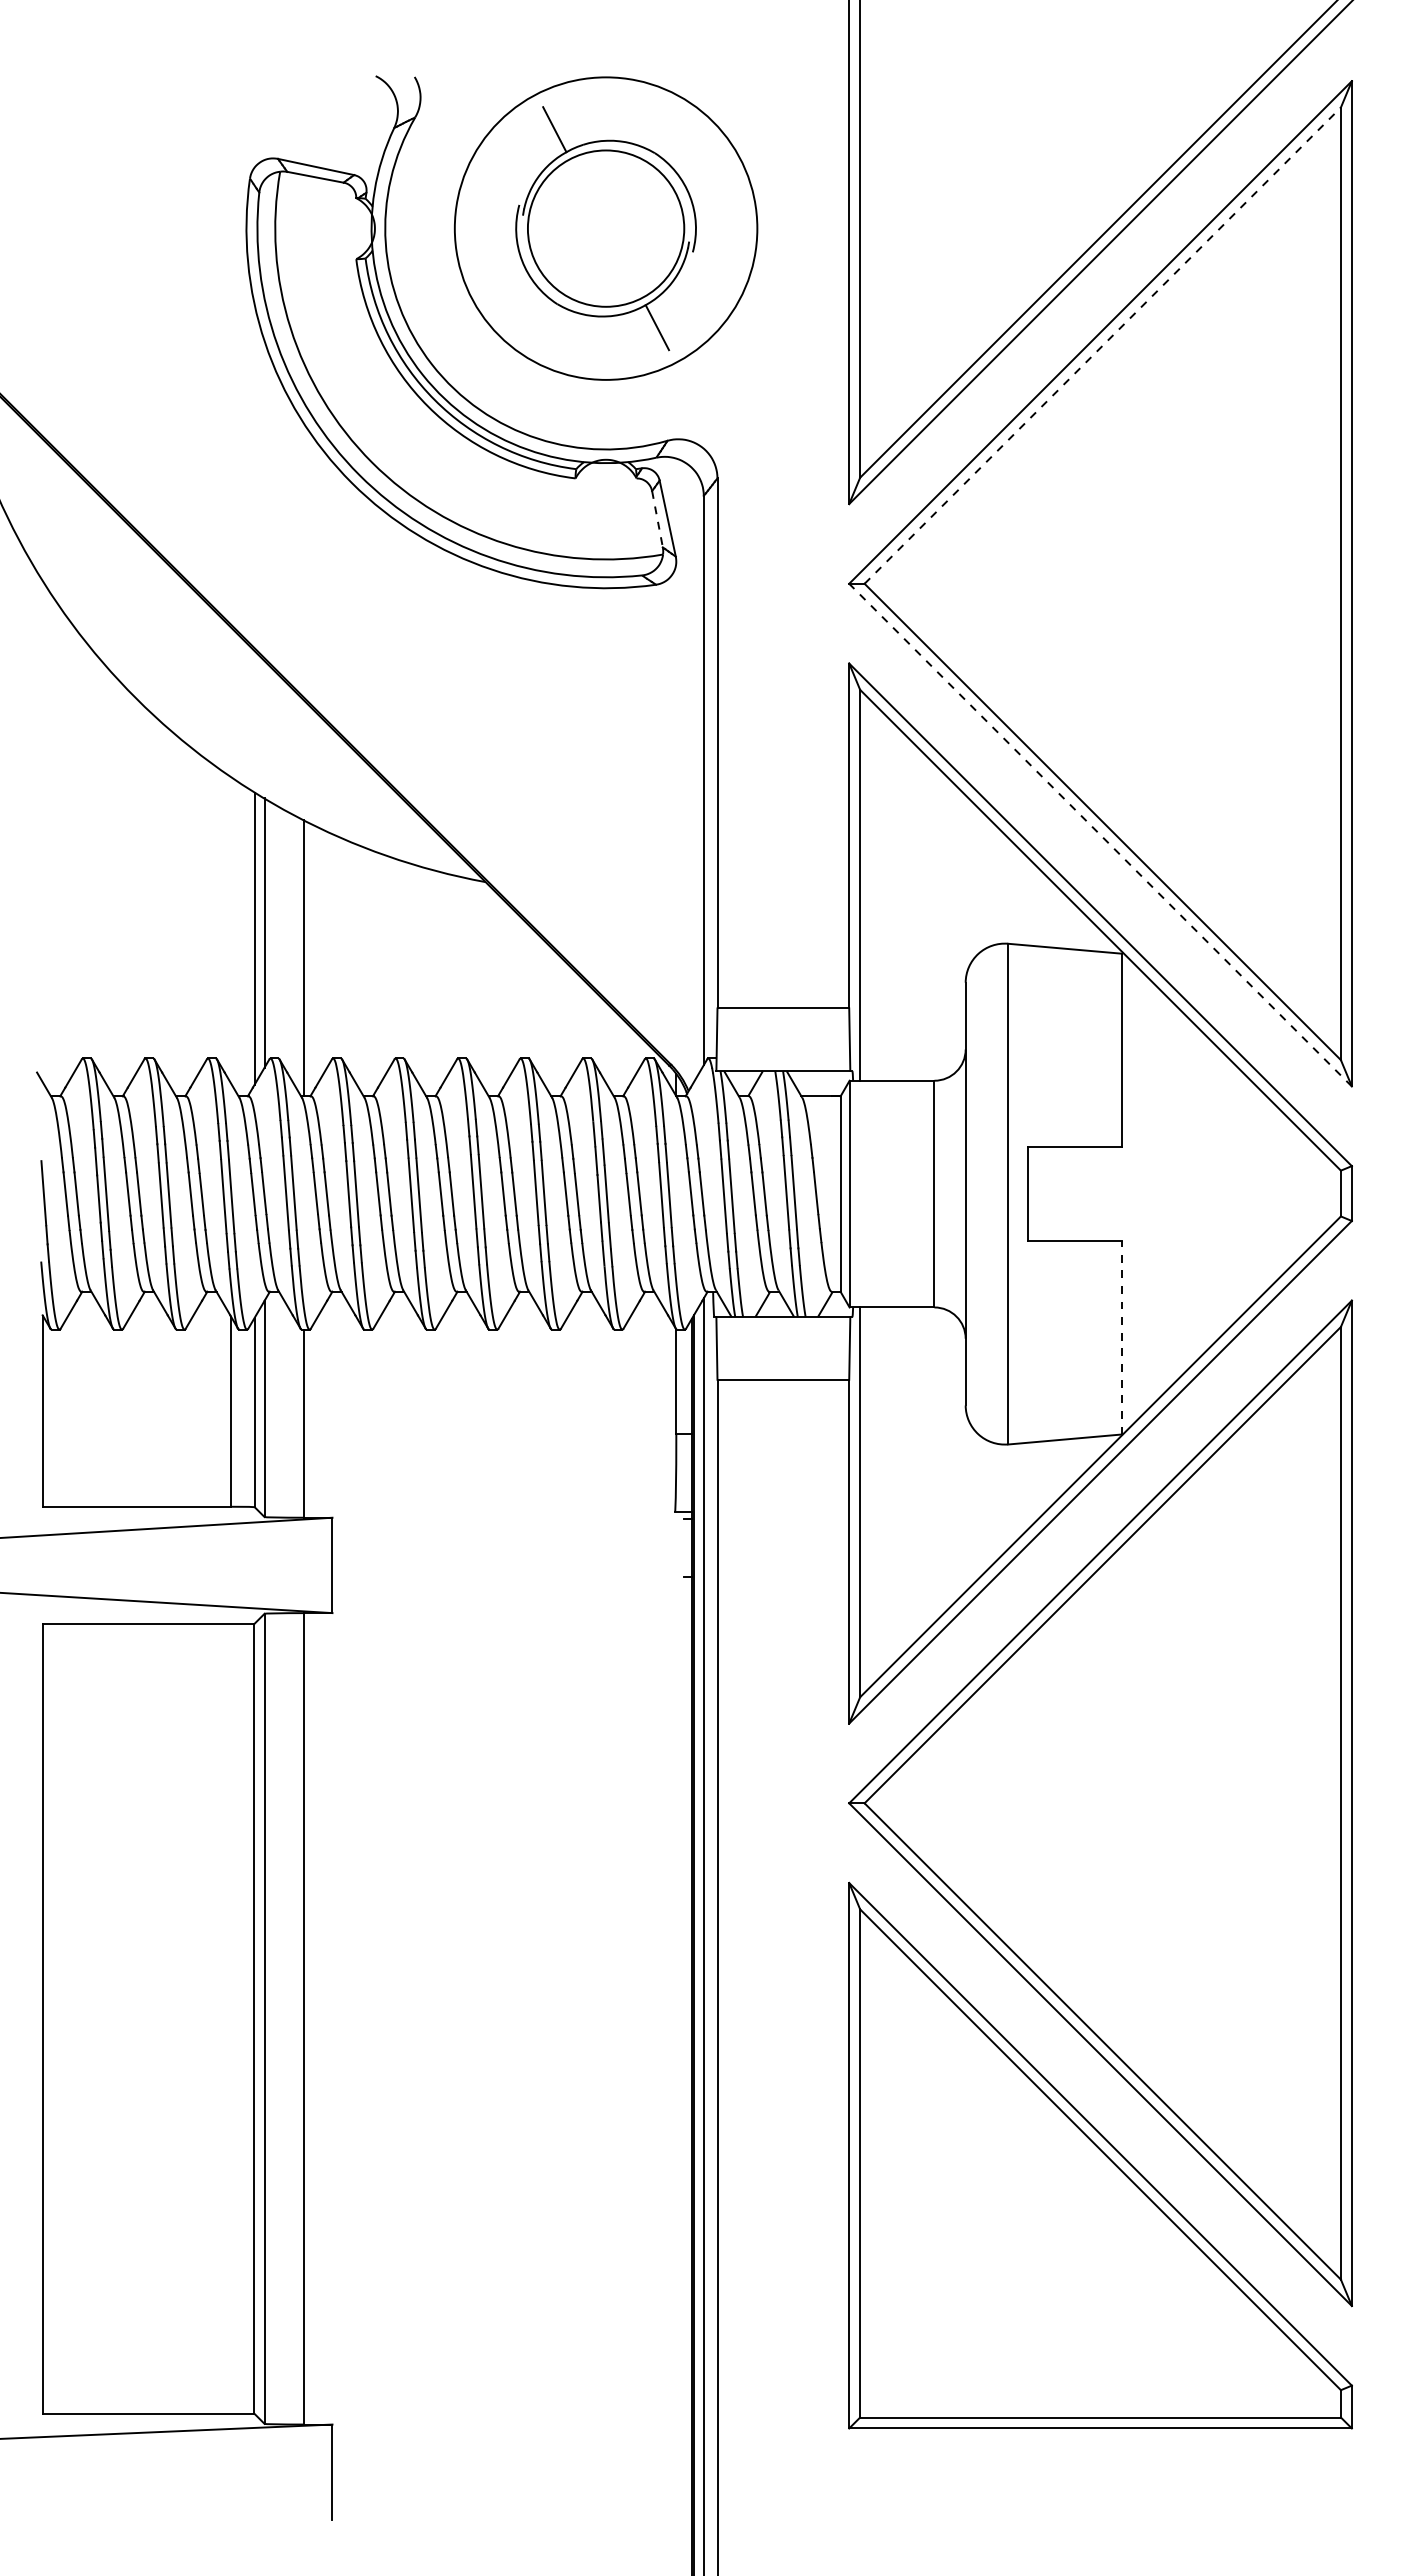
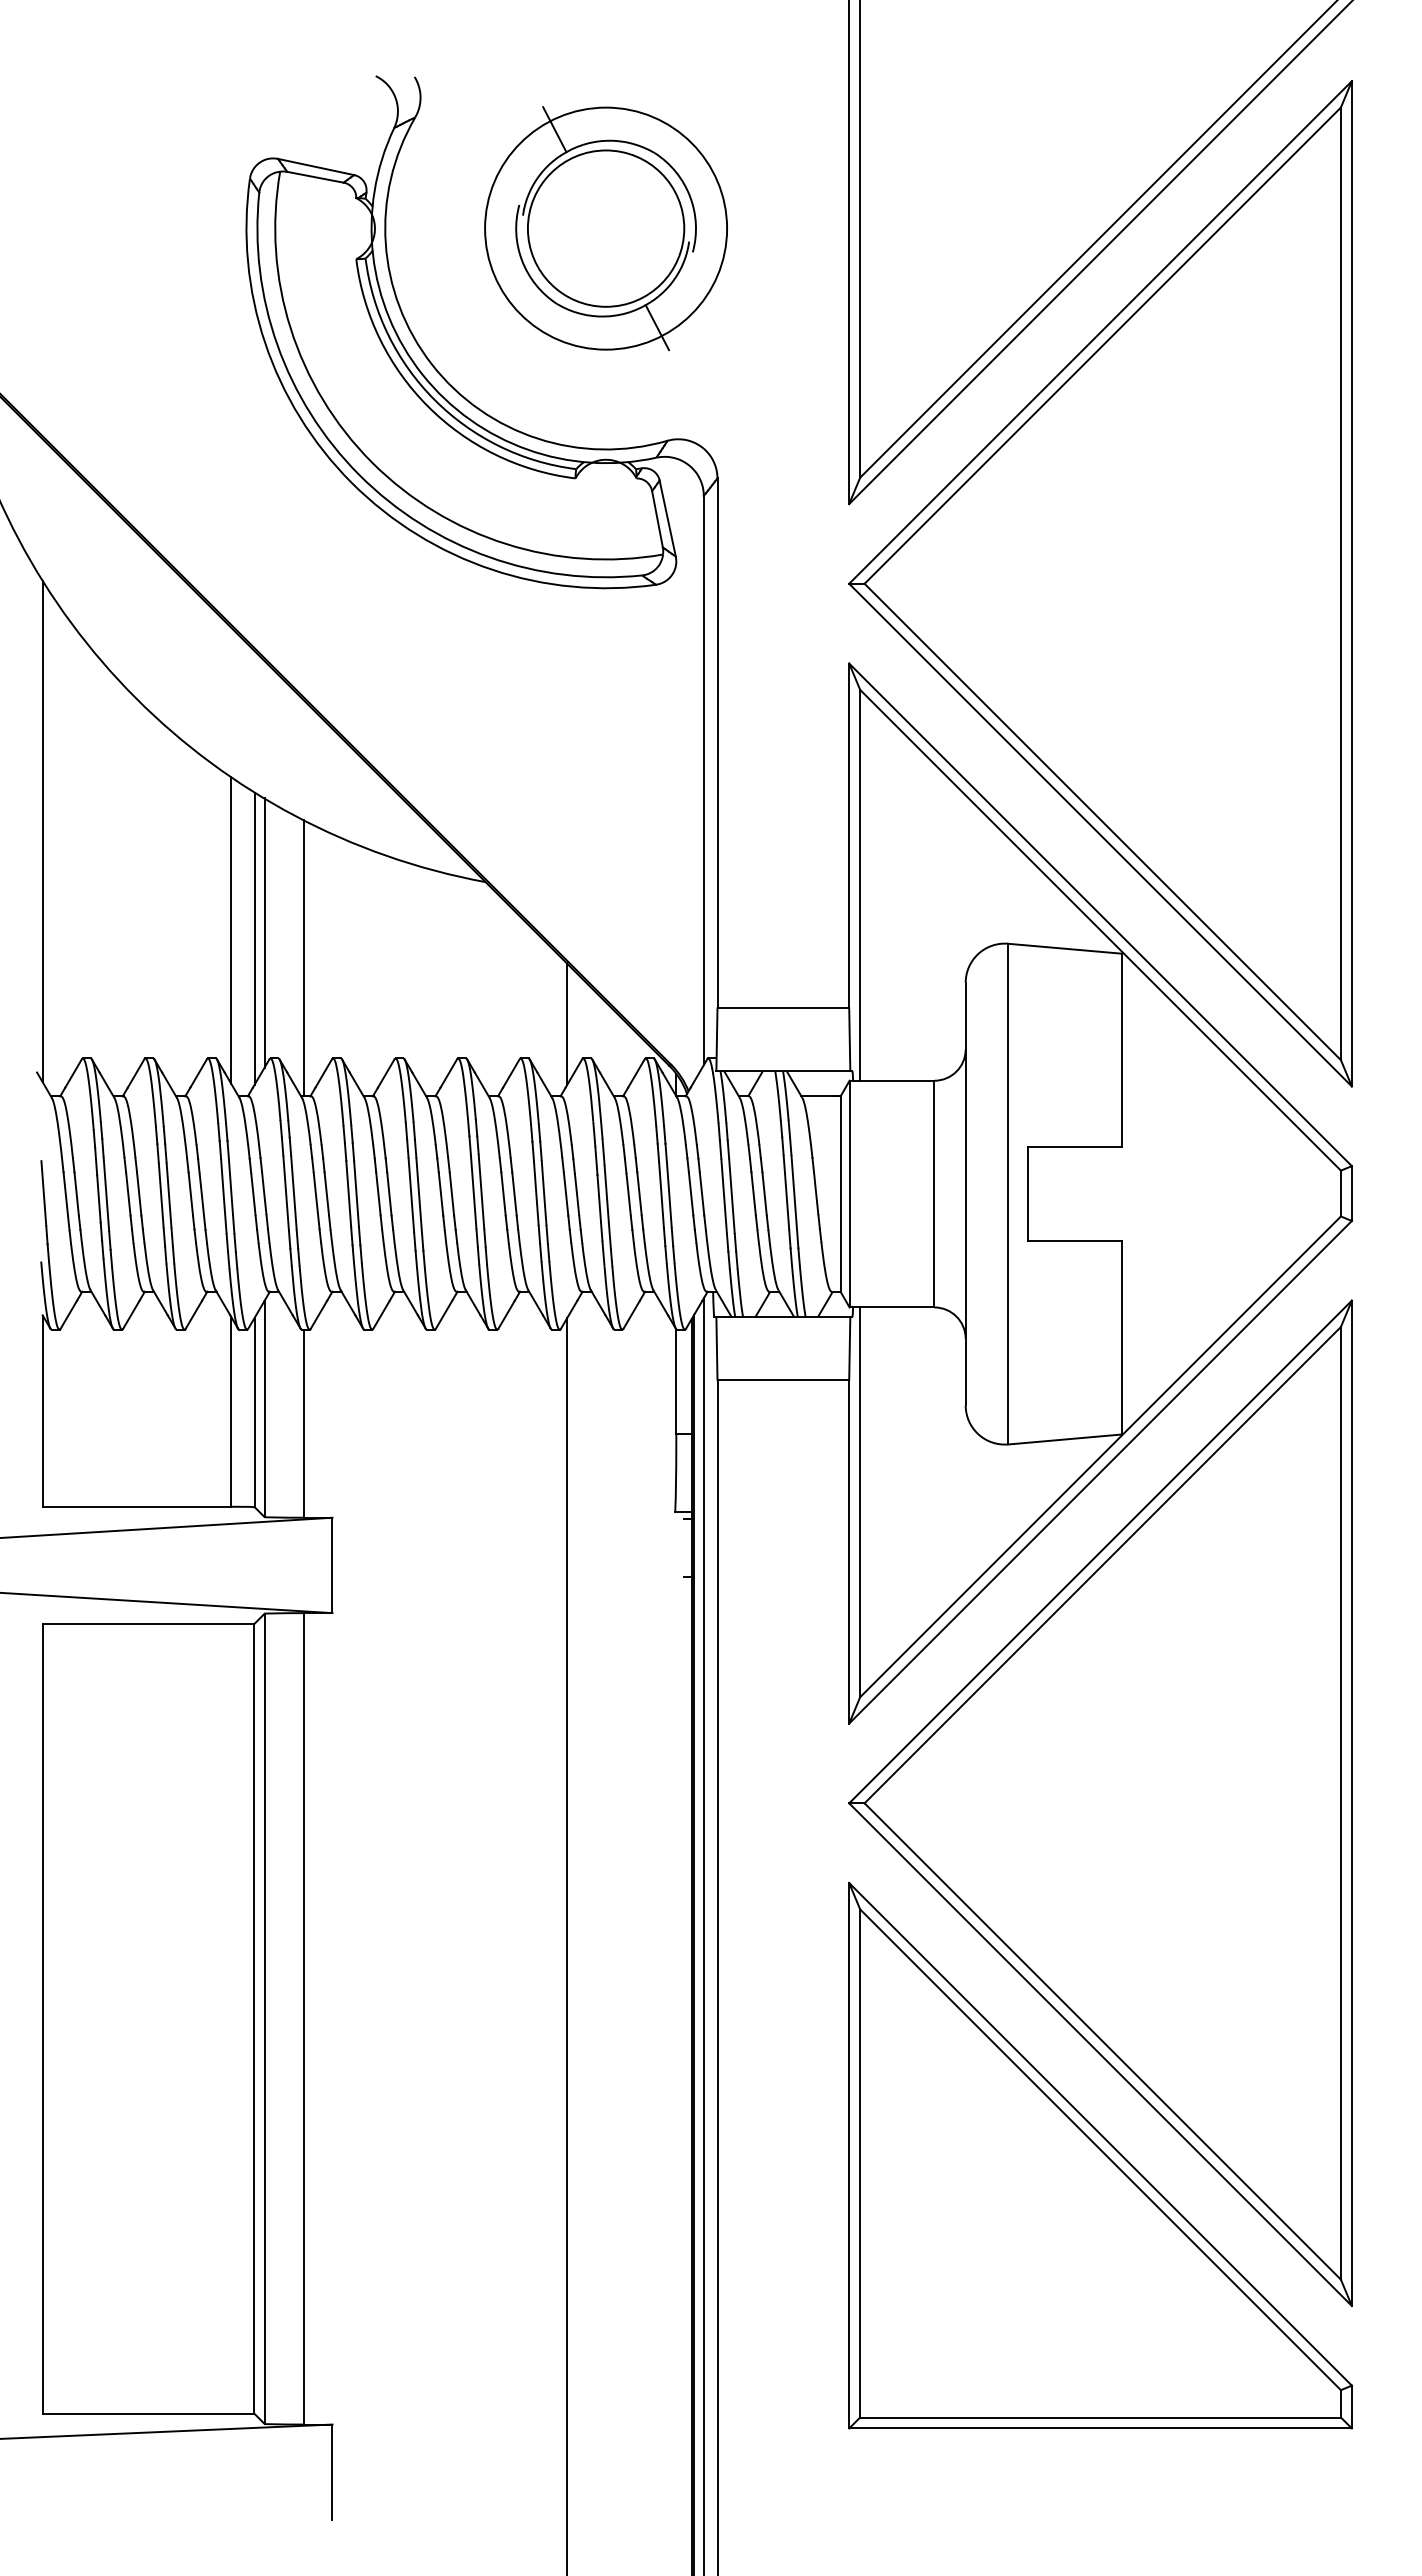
circle diameter: 303 px -> 242 px (606, 228)
line: dashed -> solid (1102, 345)
line: dashed -> solid (657, 519)
line: none -> present (42, 831)
line: dashed -> solid (1100, 834)
line: none -> present (231, 929)
line: none -> present (567, 1024)
line: dashed -> solid (1122, 1337)
line: none -> present (567, 1945)
